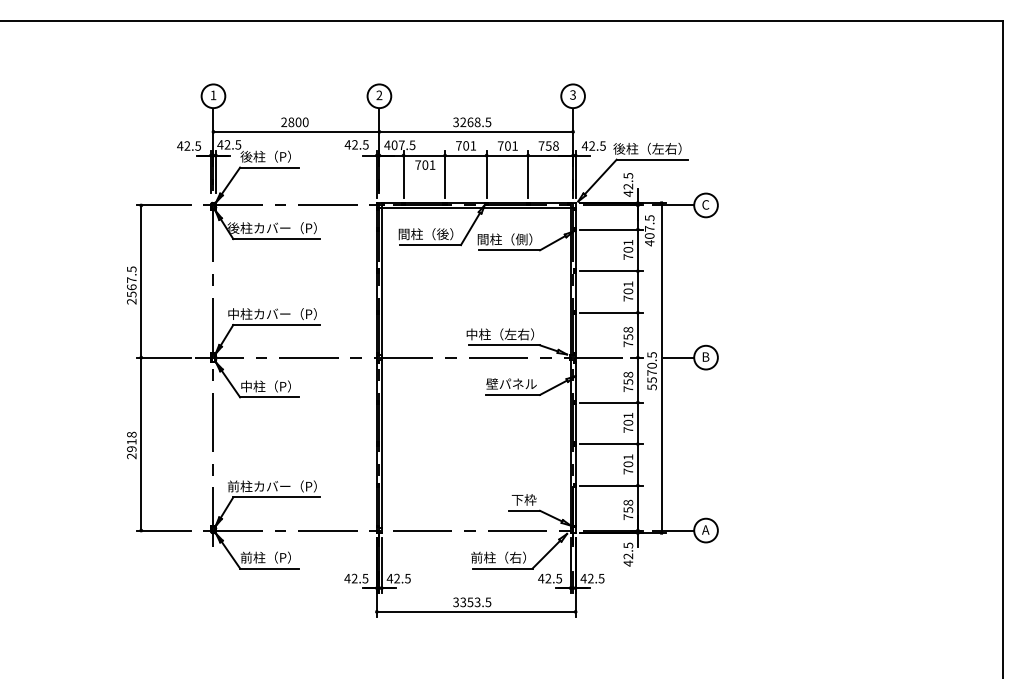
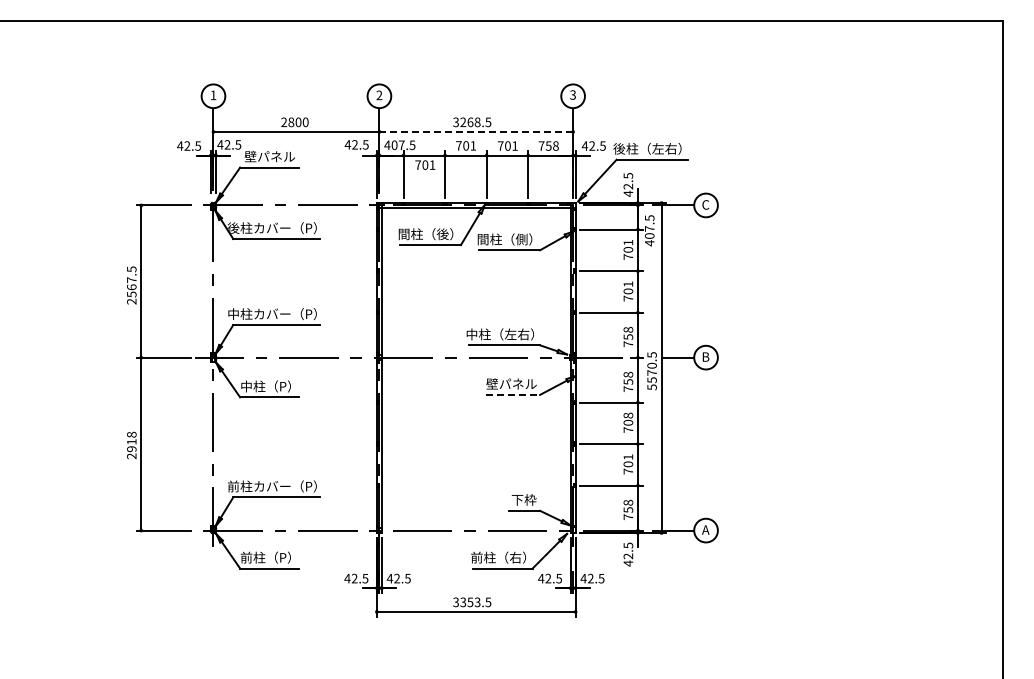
line: solid -> dashed (476, 131)
text: 後柱（P） -> 壁パネル (267, 156)
line: solid -> dashed (513, 394)
text: 701 -> 708 (628, 415)
